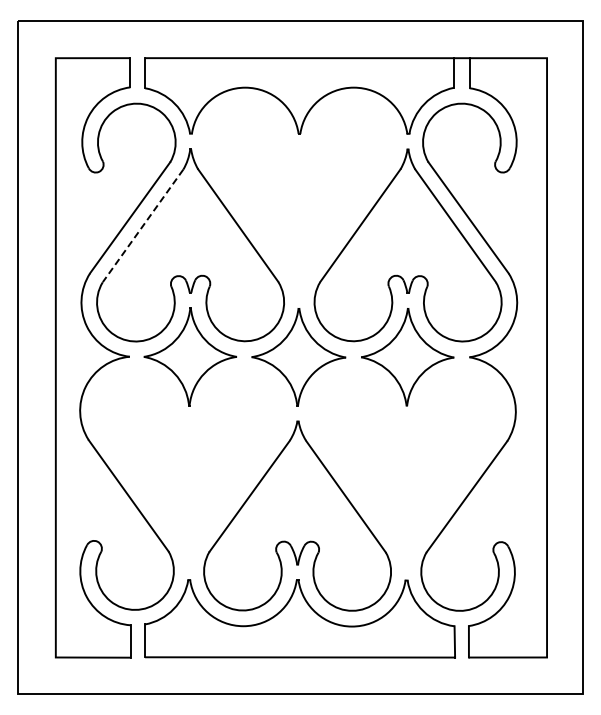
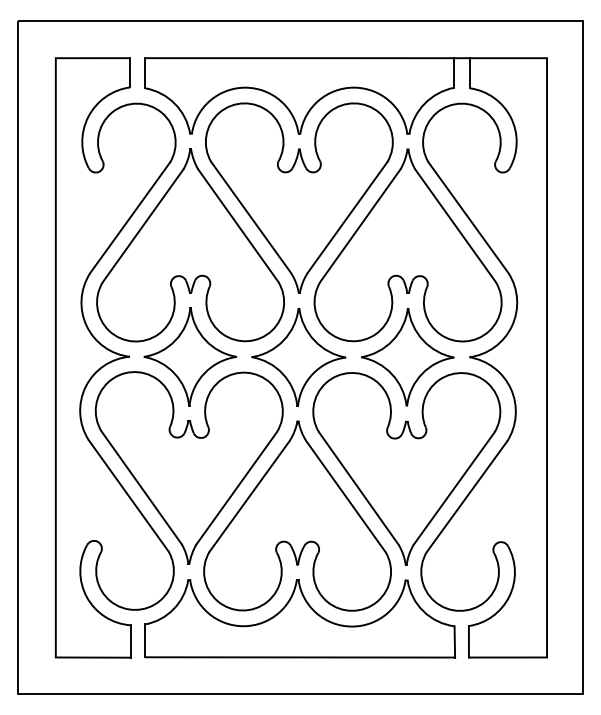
part: none -> present (299, 197)
line: dashed -> solid (142, 226)
part: none -> present (188, 467)
part: none -> present (406, 468)
